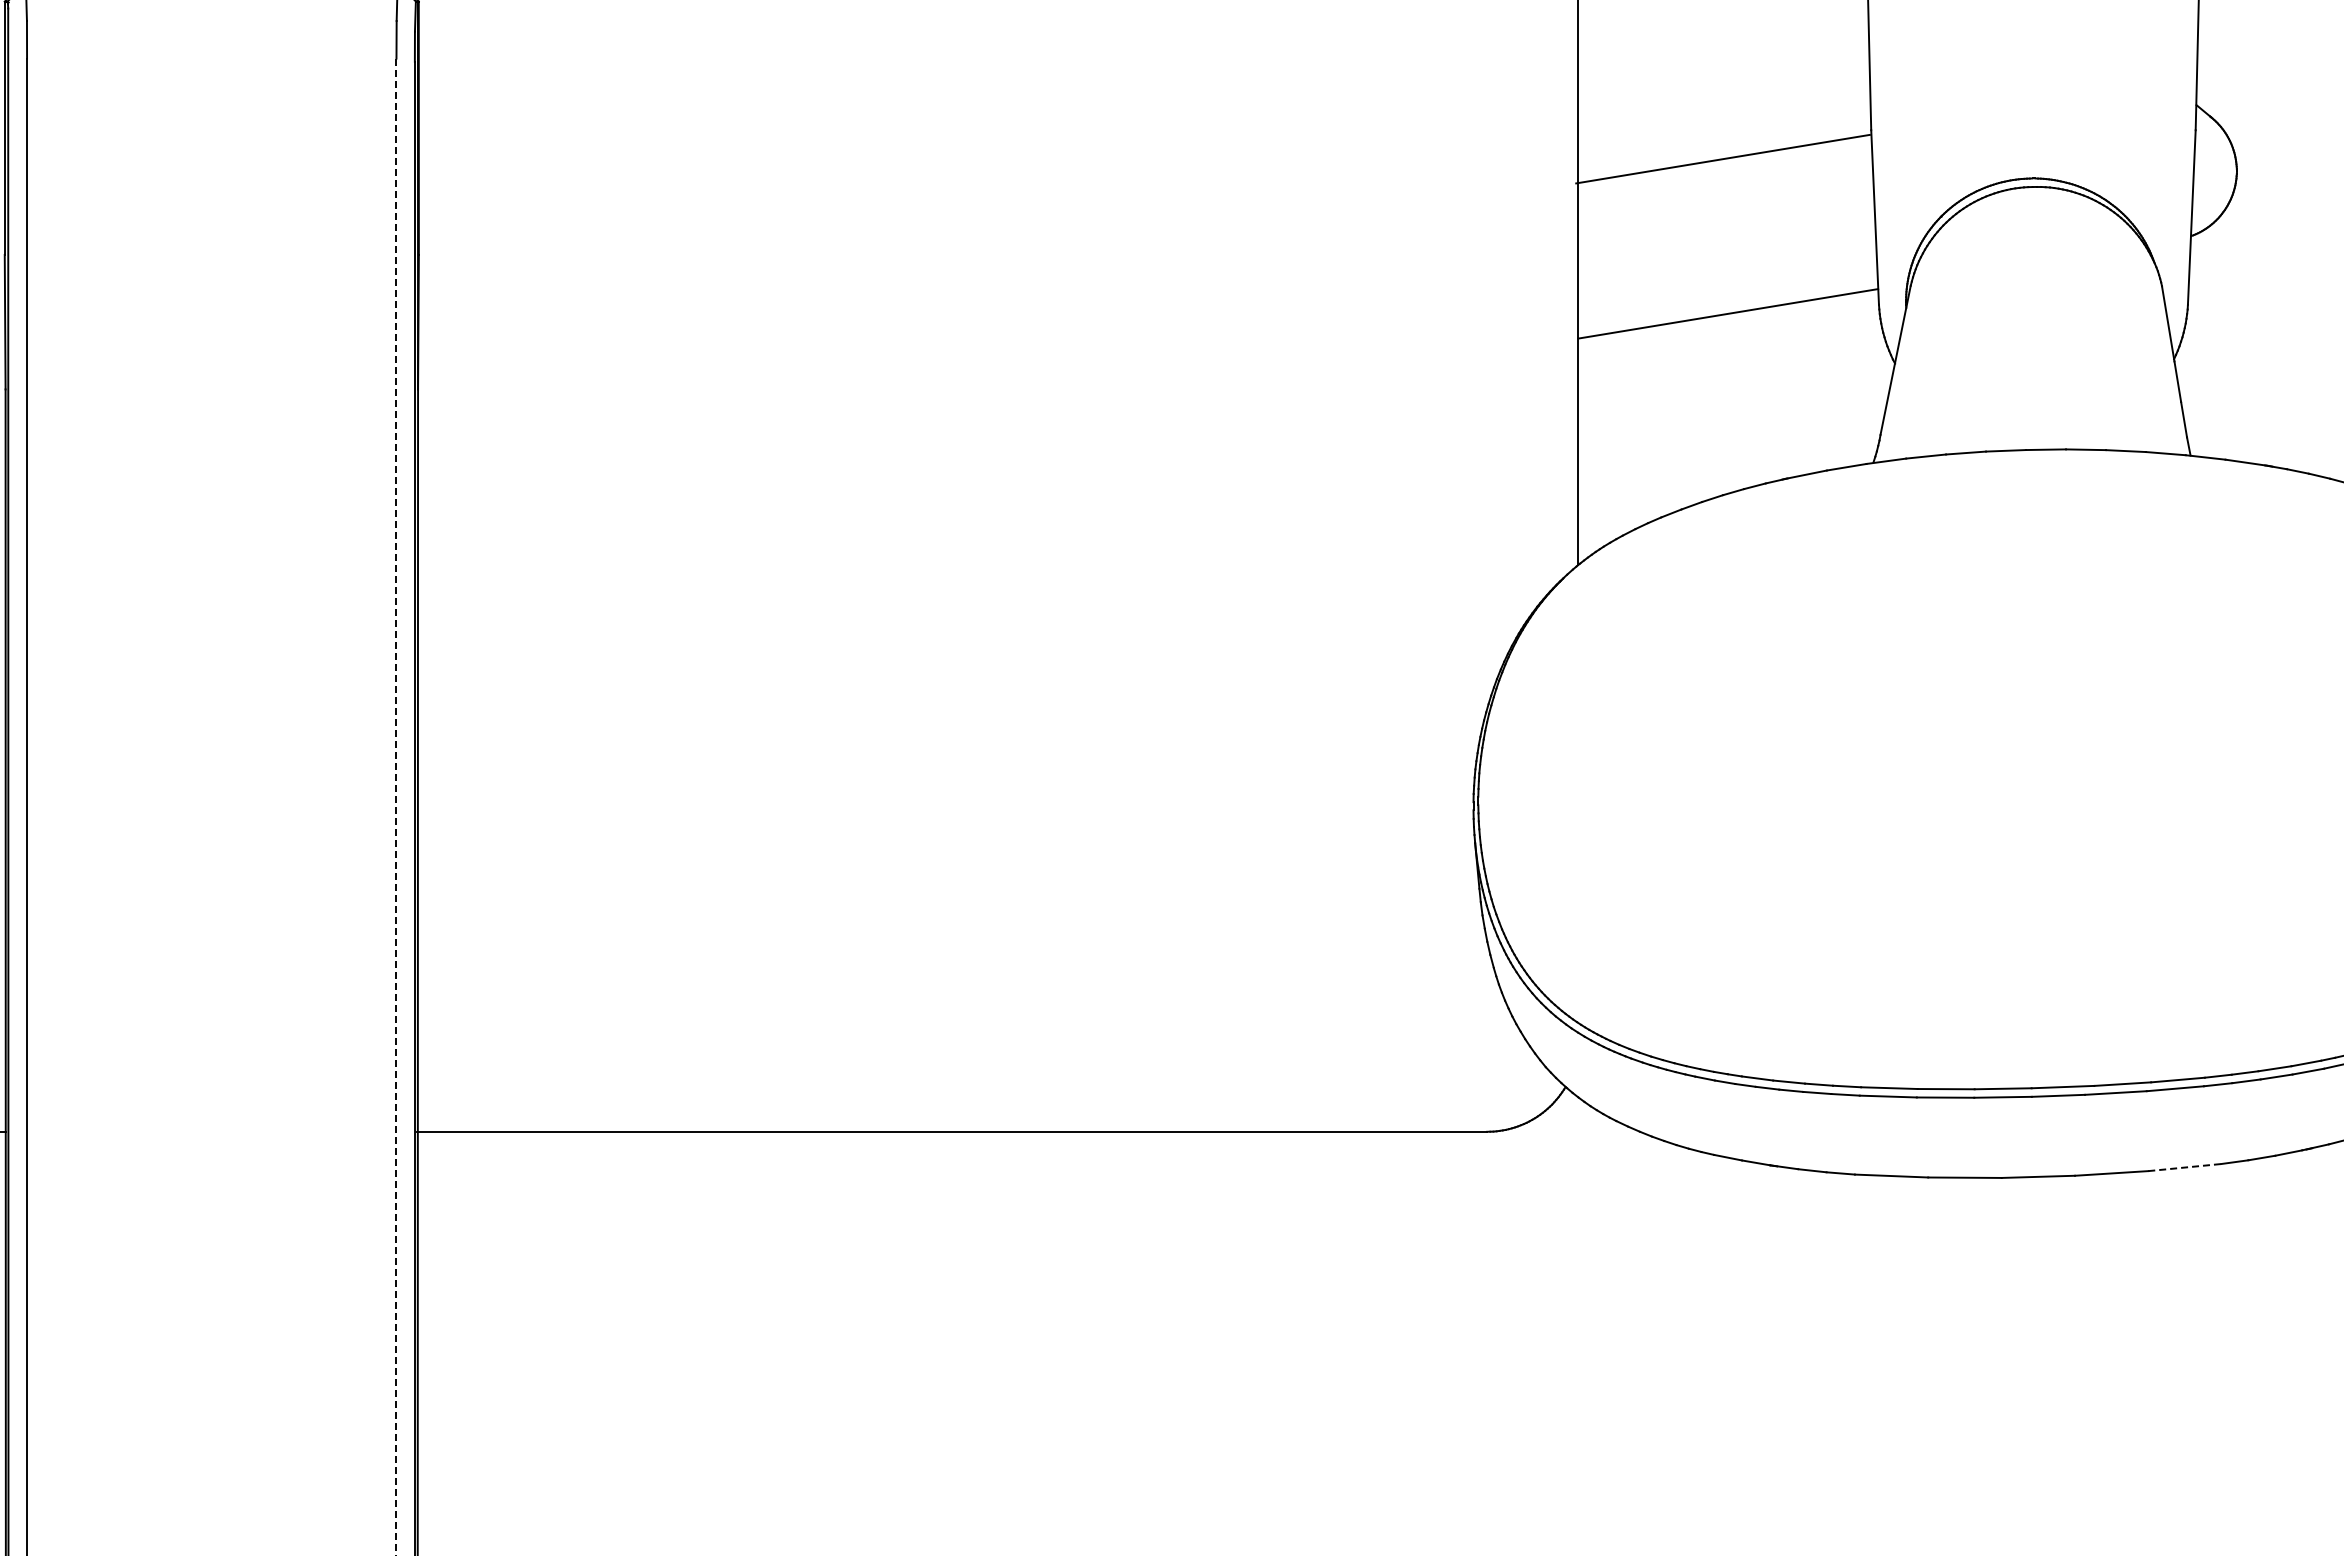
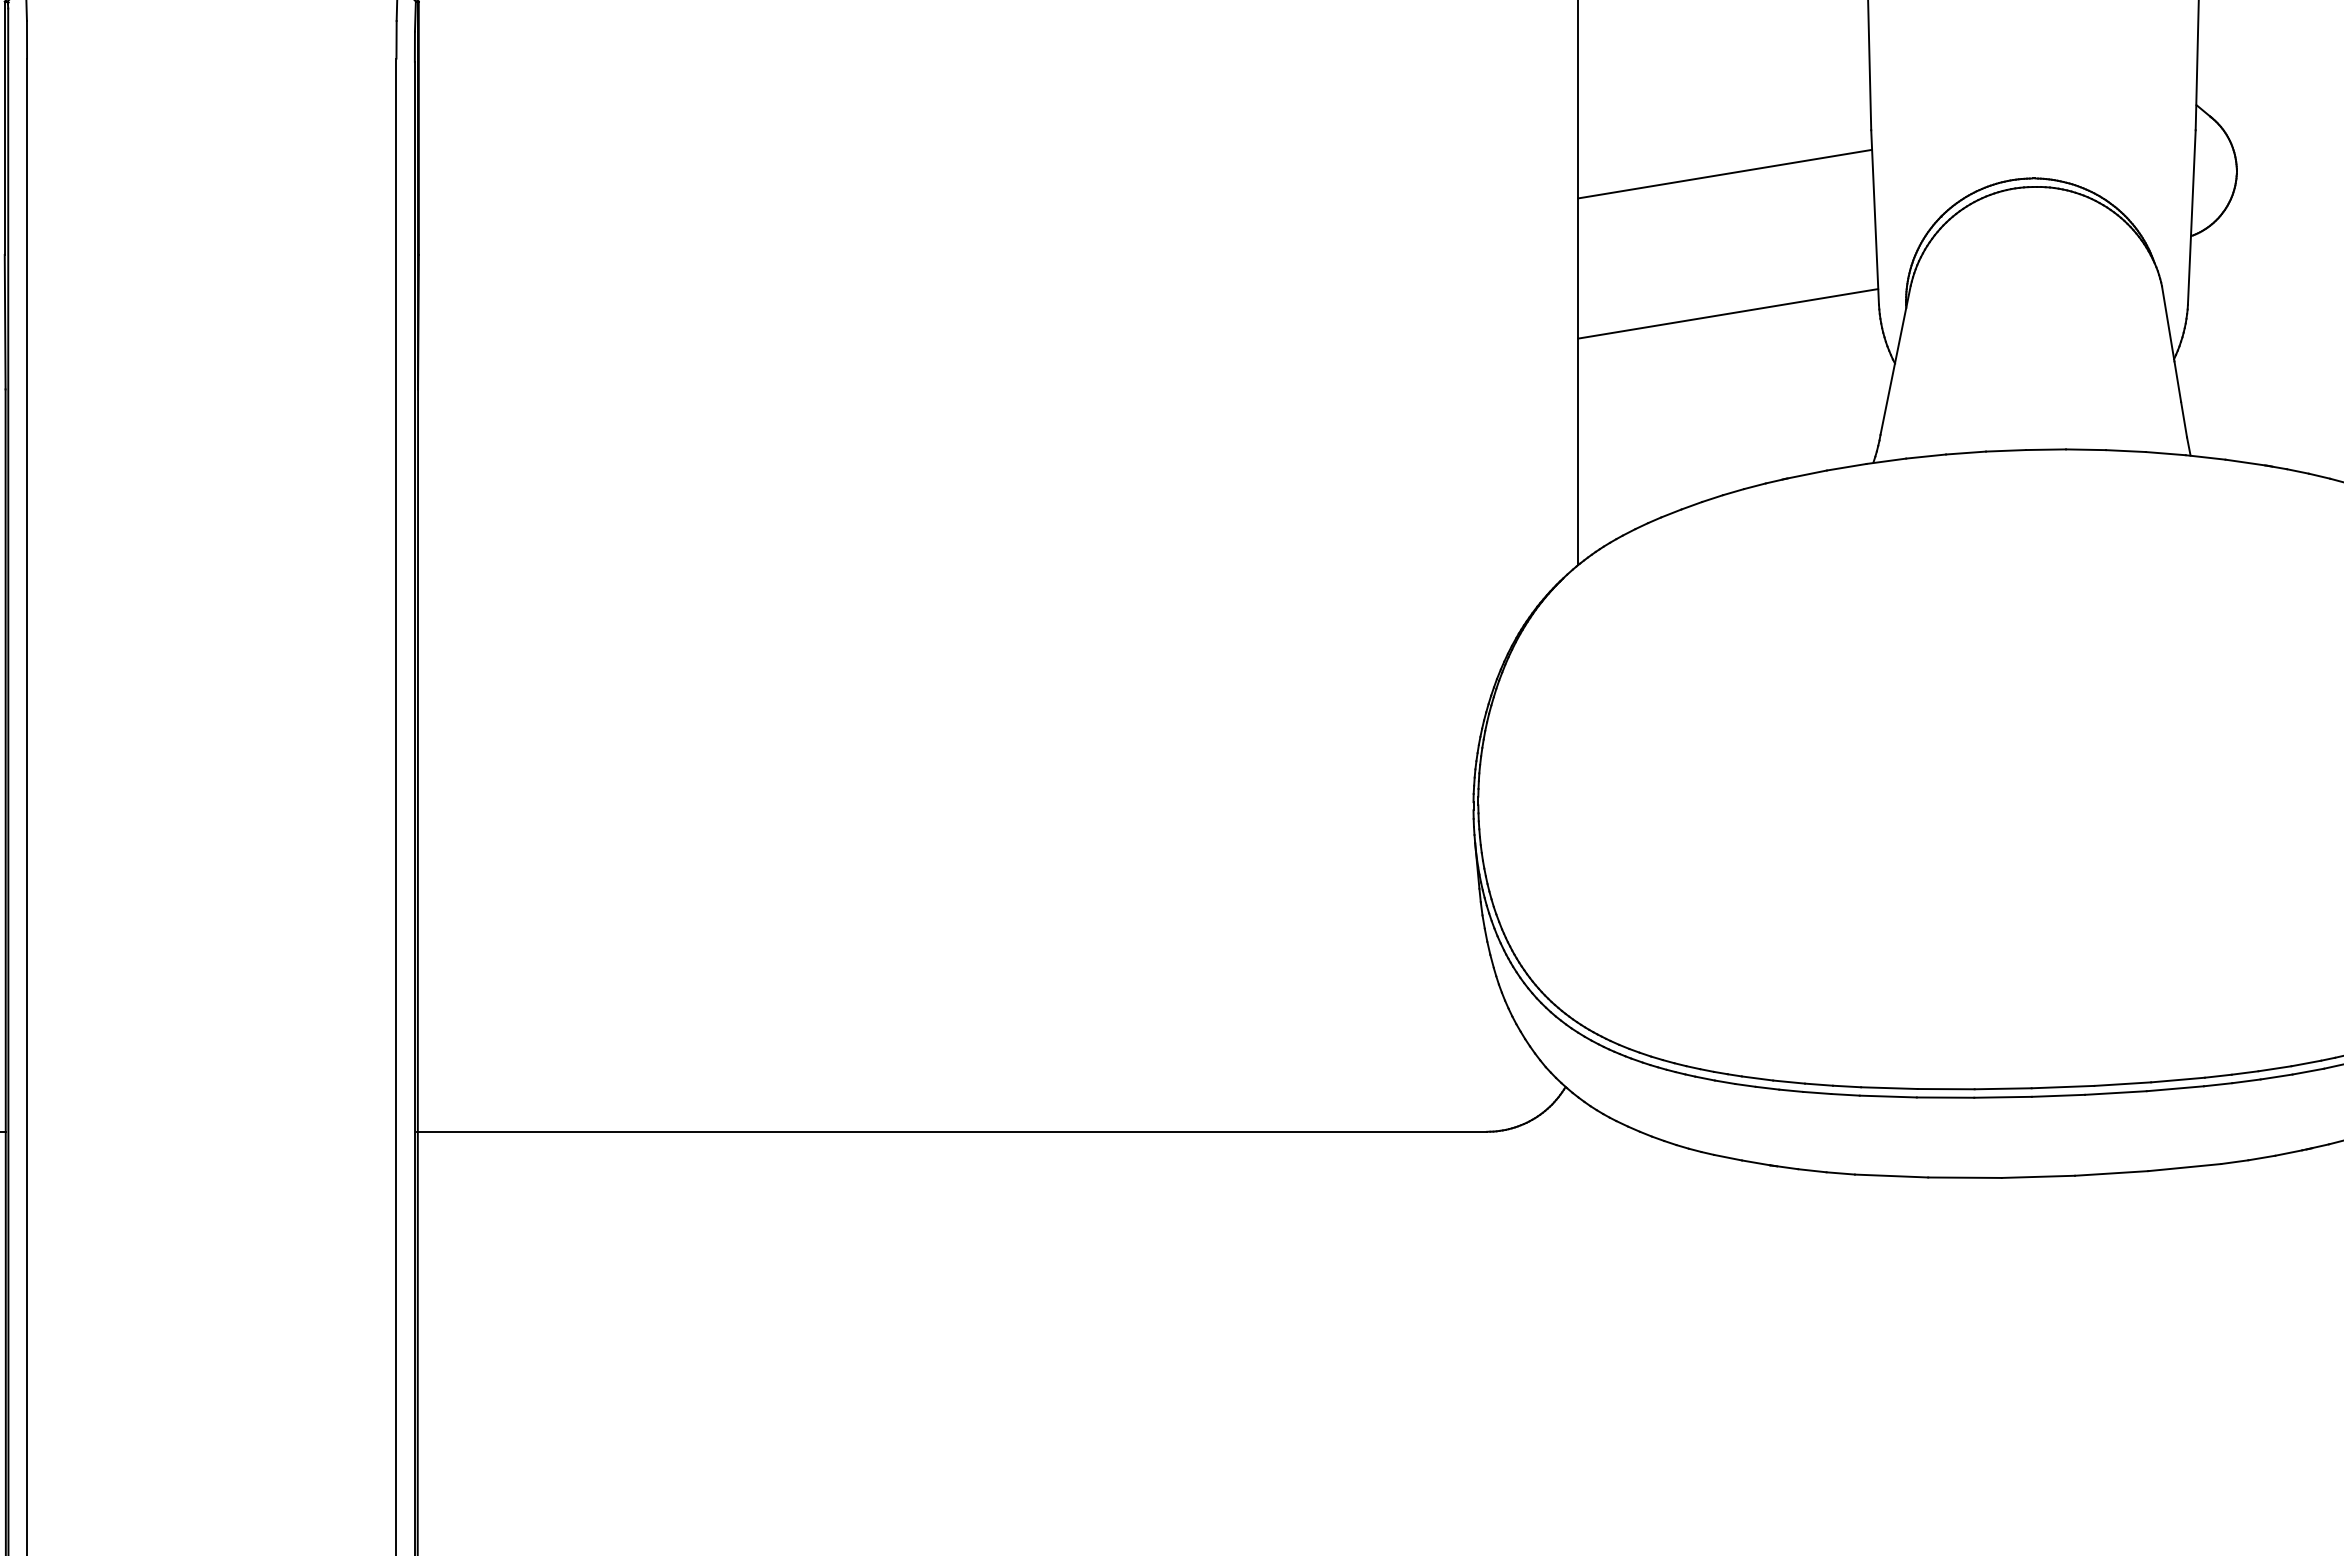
line position: (1722, 158) -> (1724, 173) (1724, 173)
line: dashed -> solid (396, 807)
line: dashed -> solid (2184, 1167)
